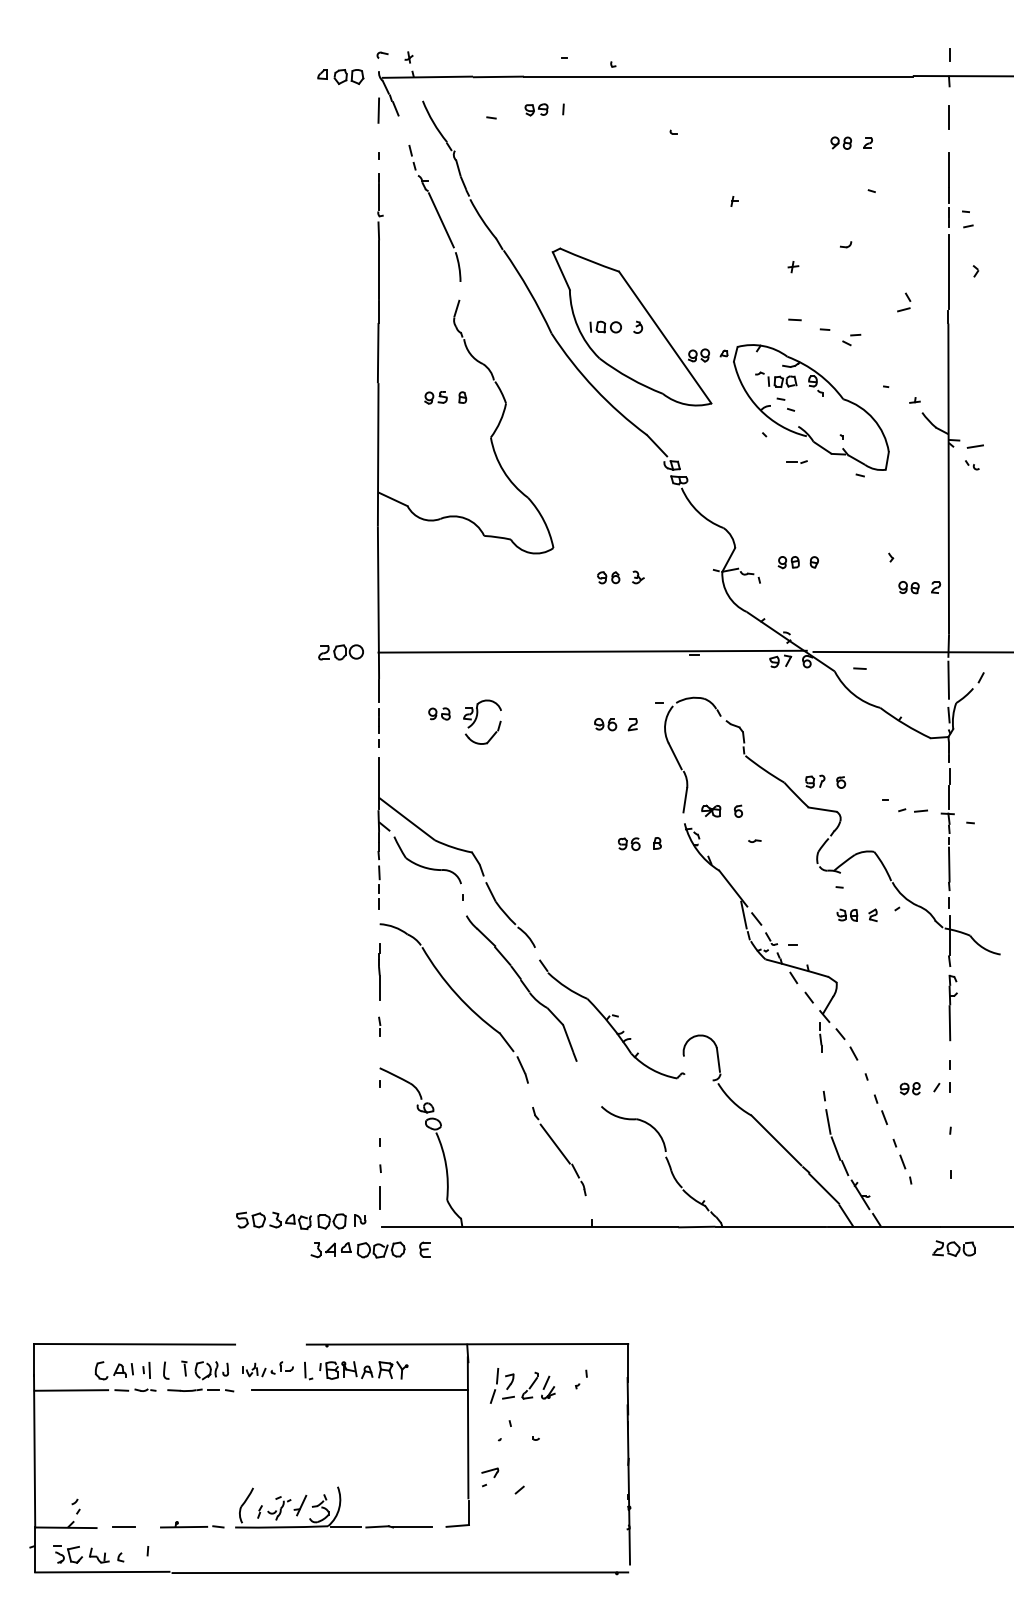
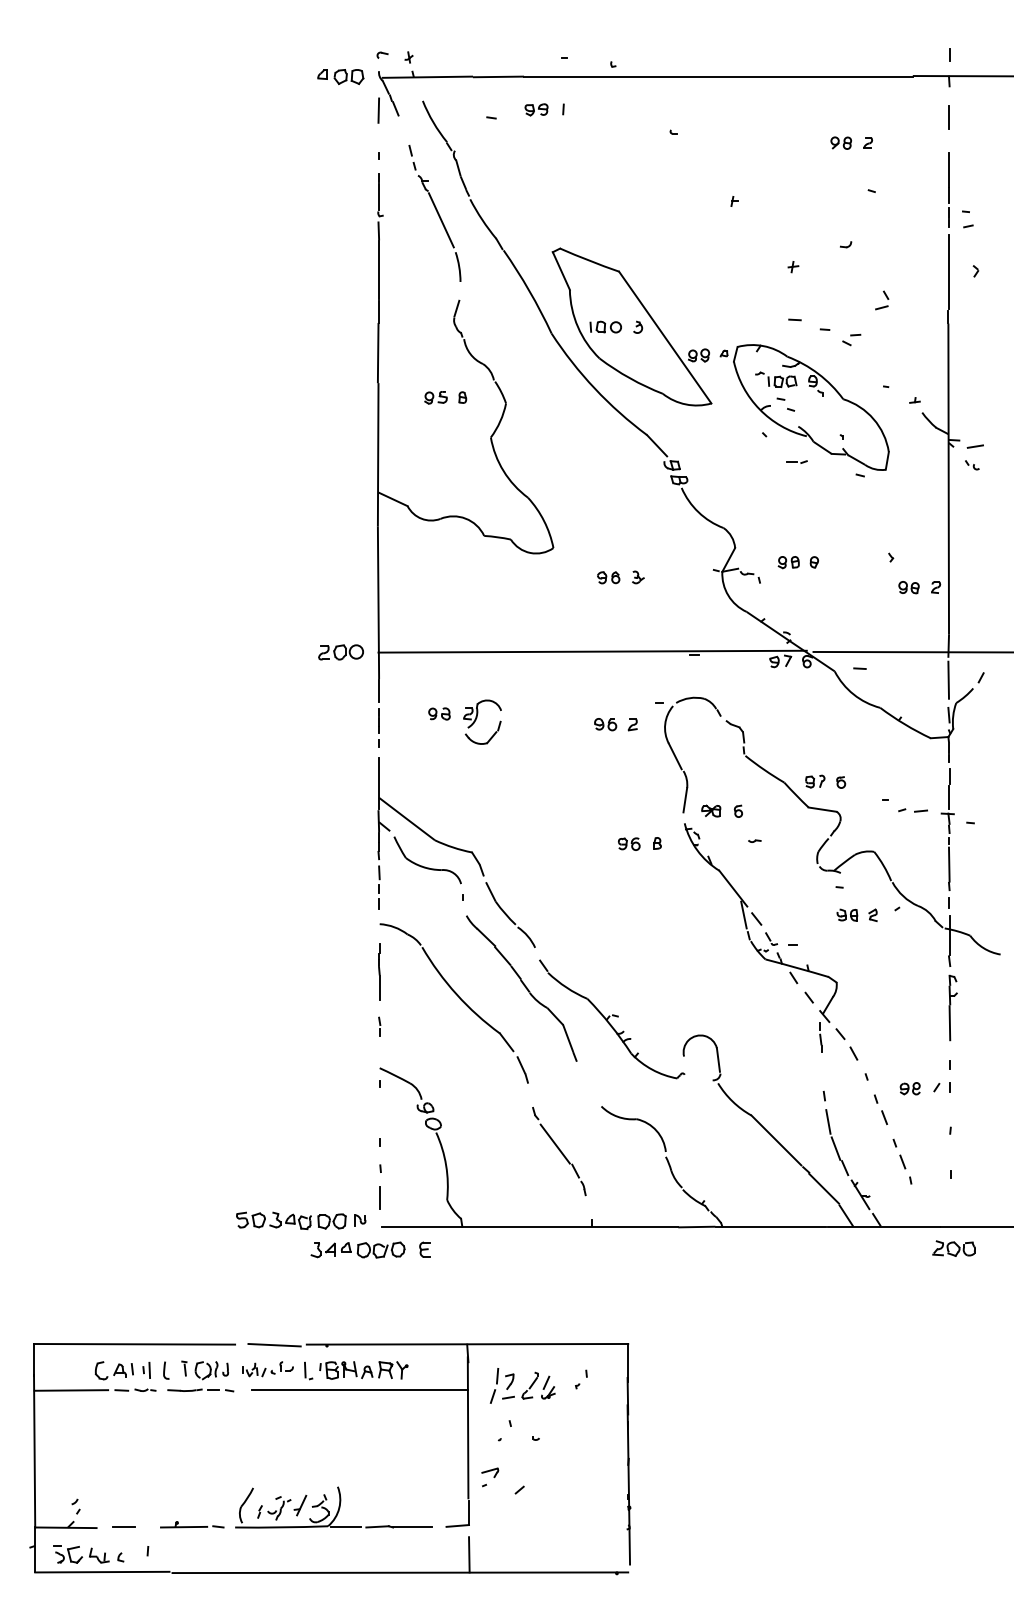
part position: (904, 302) -> (882, 300) (882, 300)
line: none -> present (274, 1344)
line: none -> present (469, 1554)
